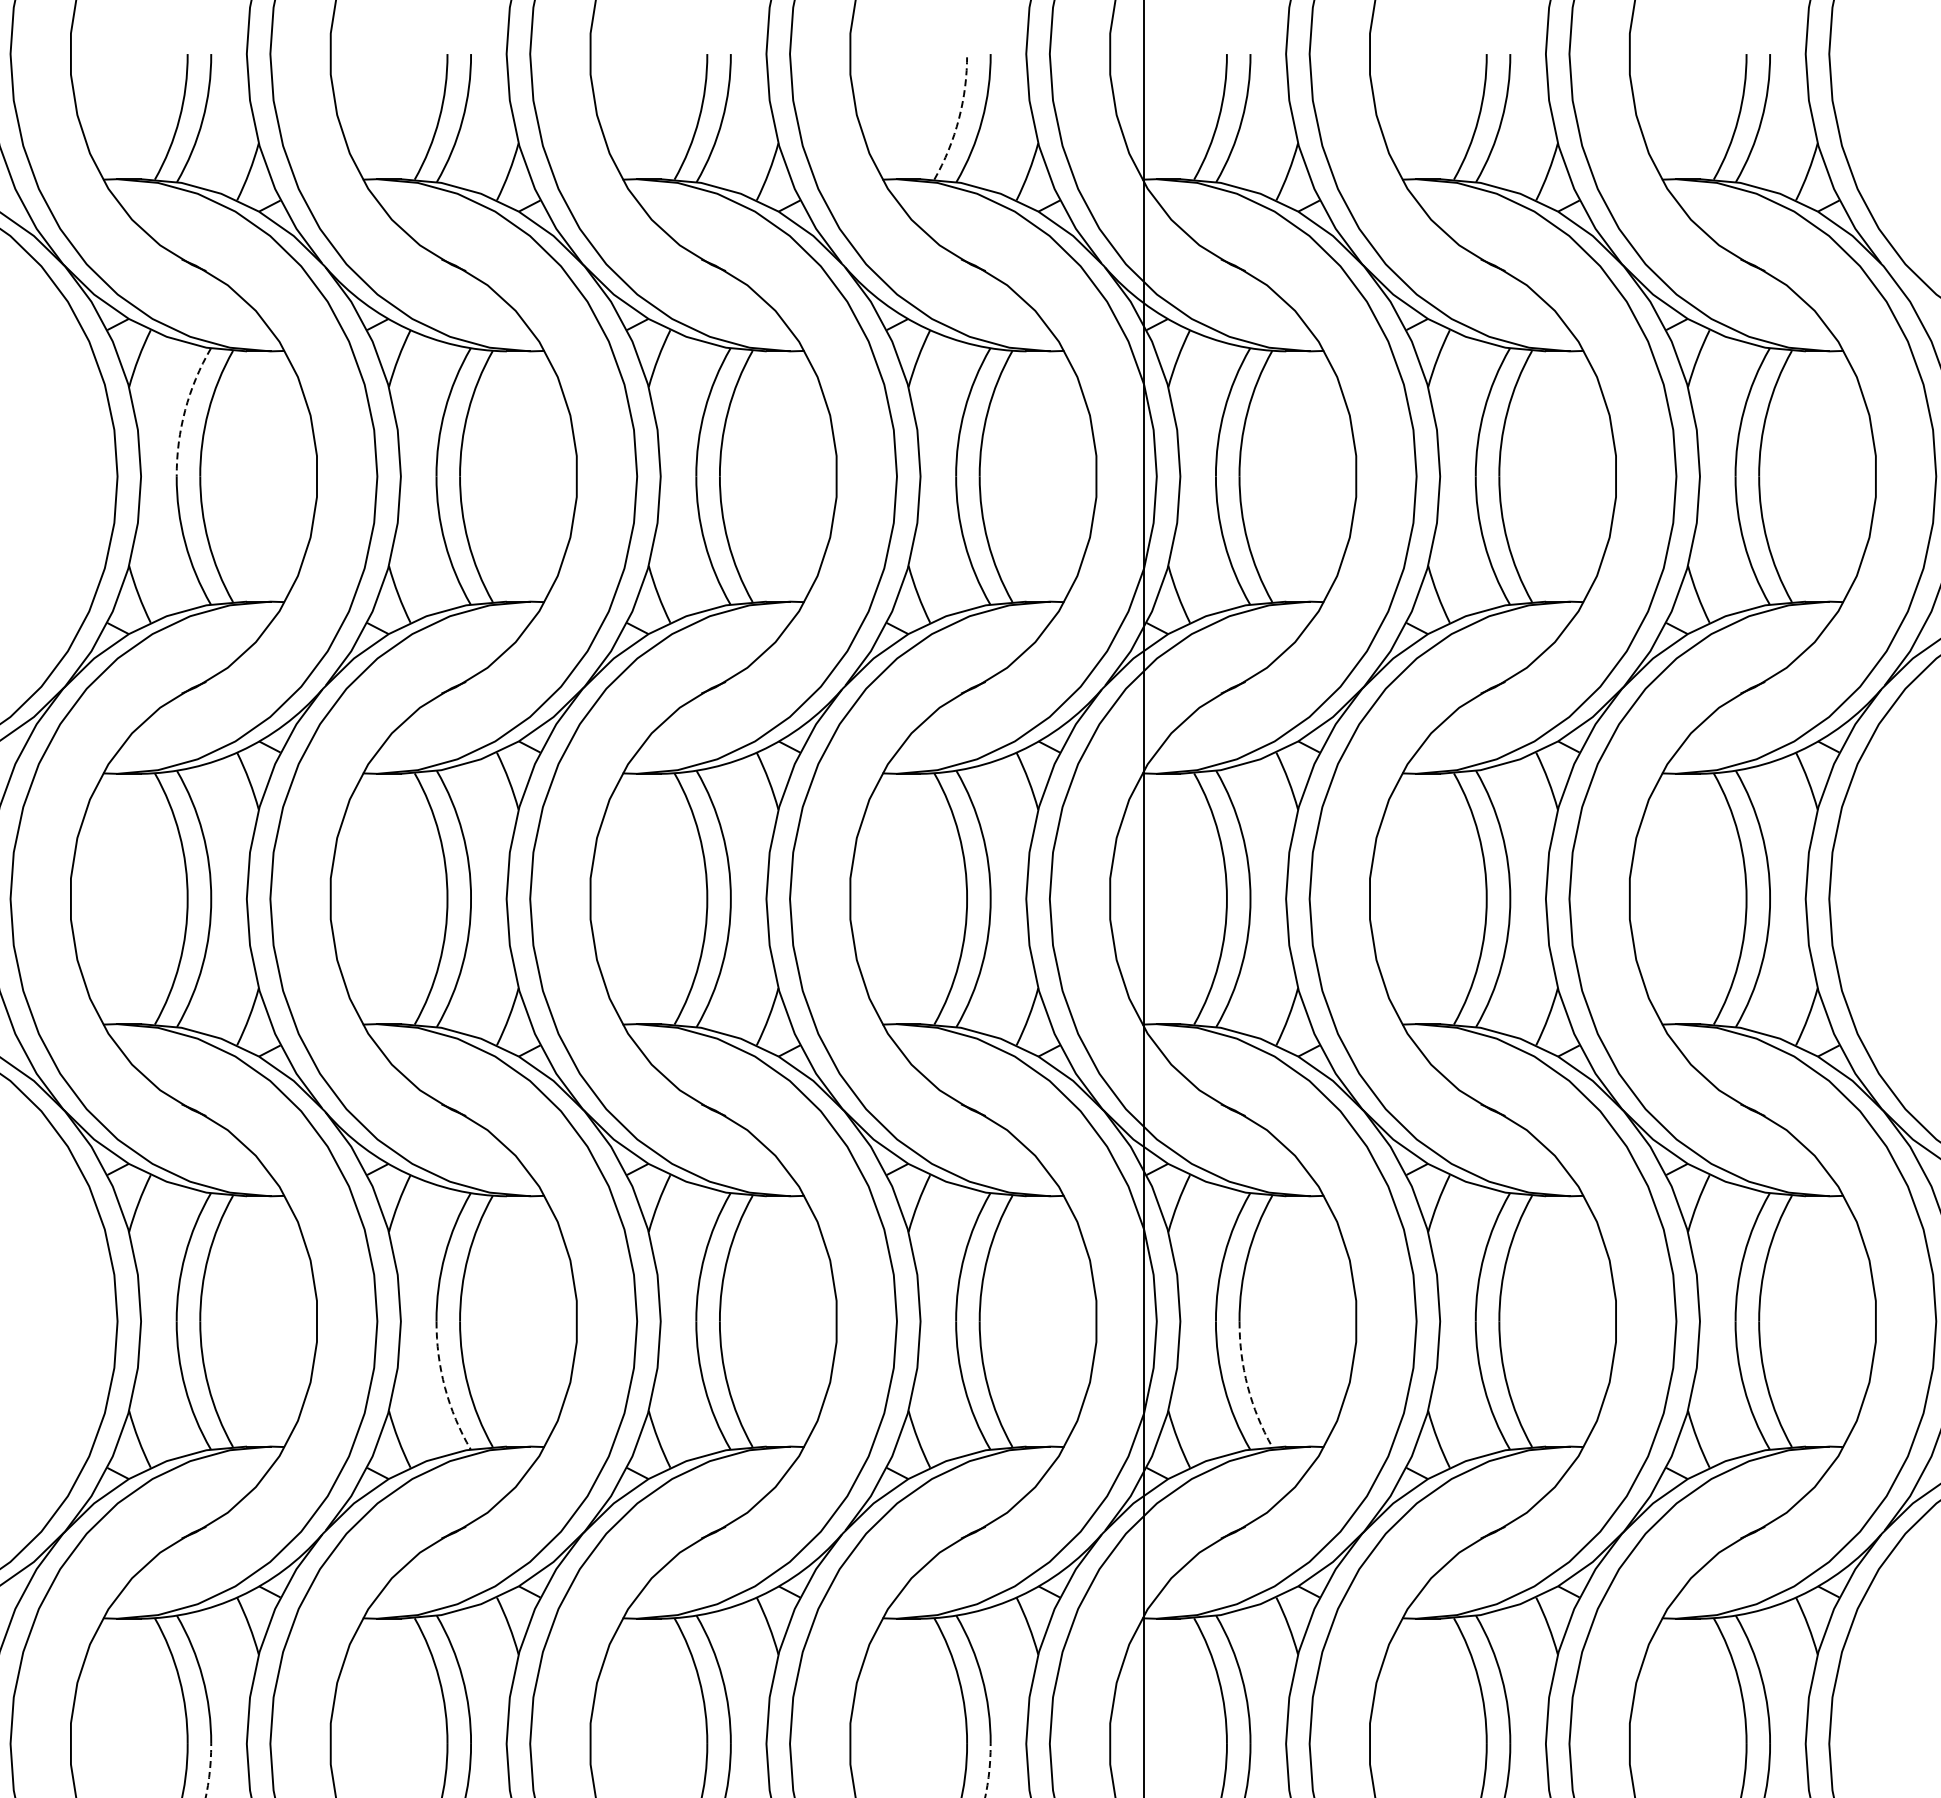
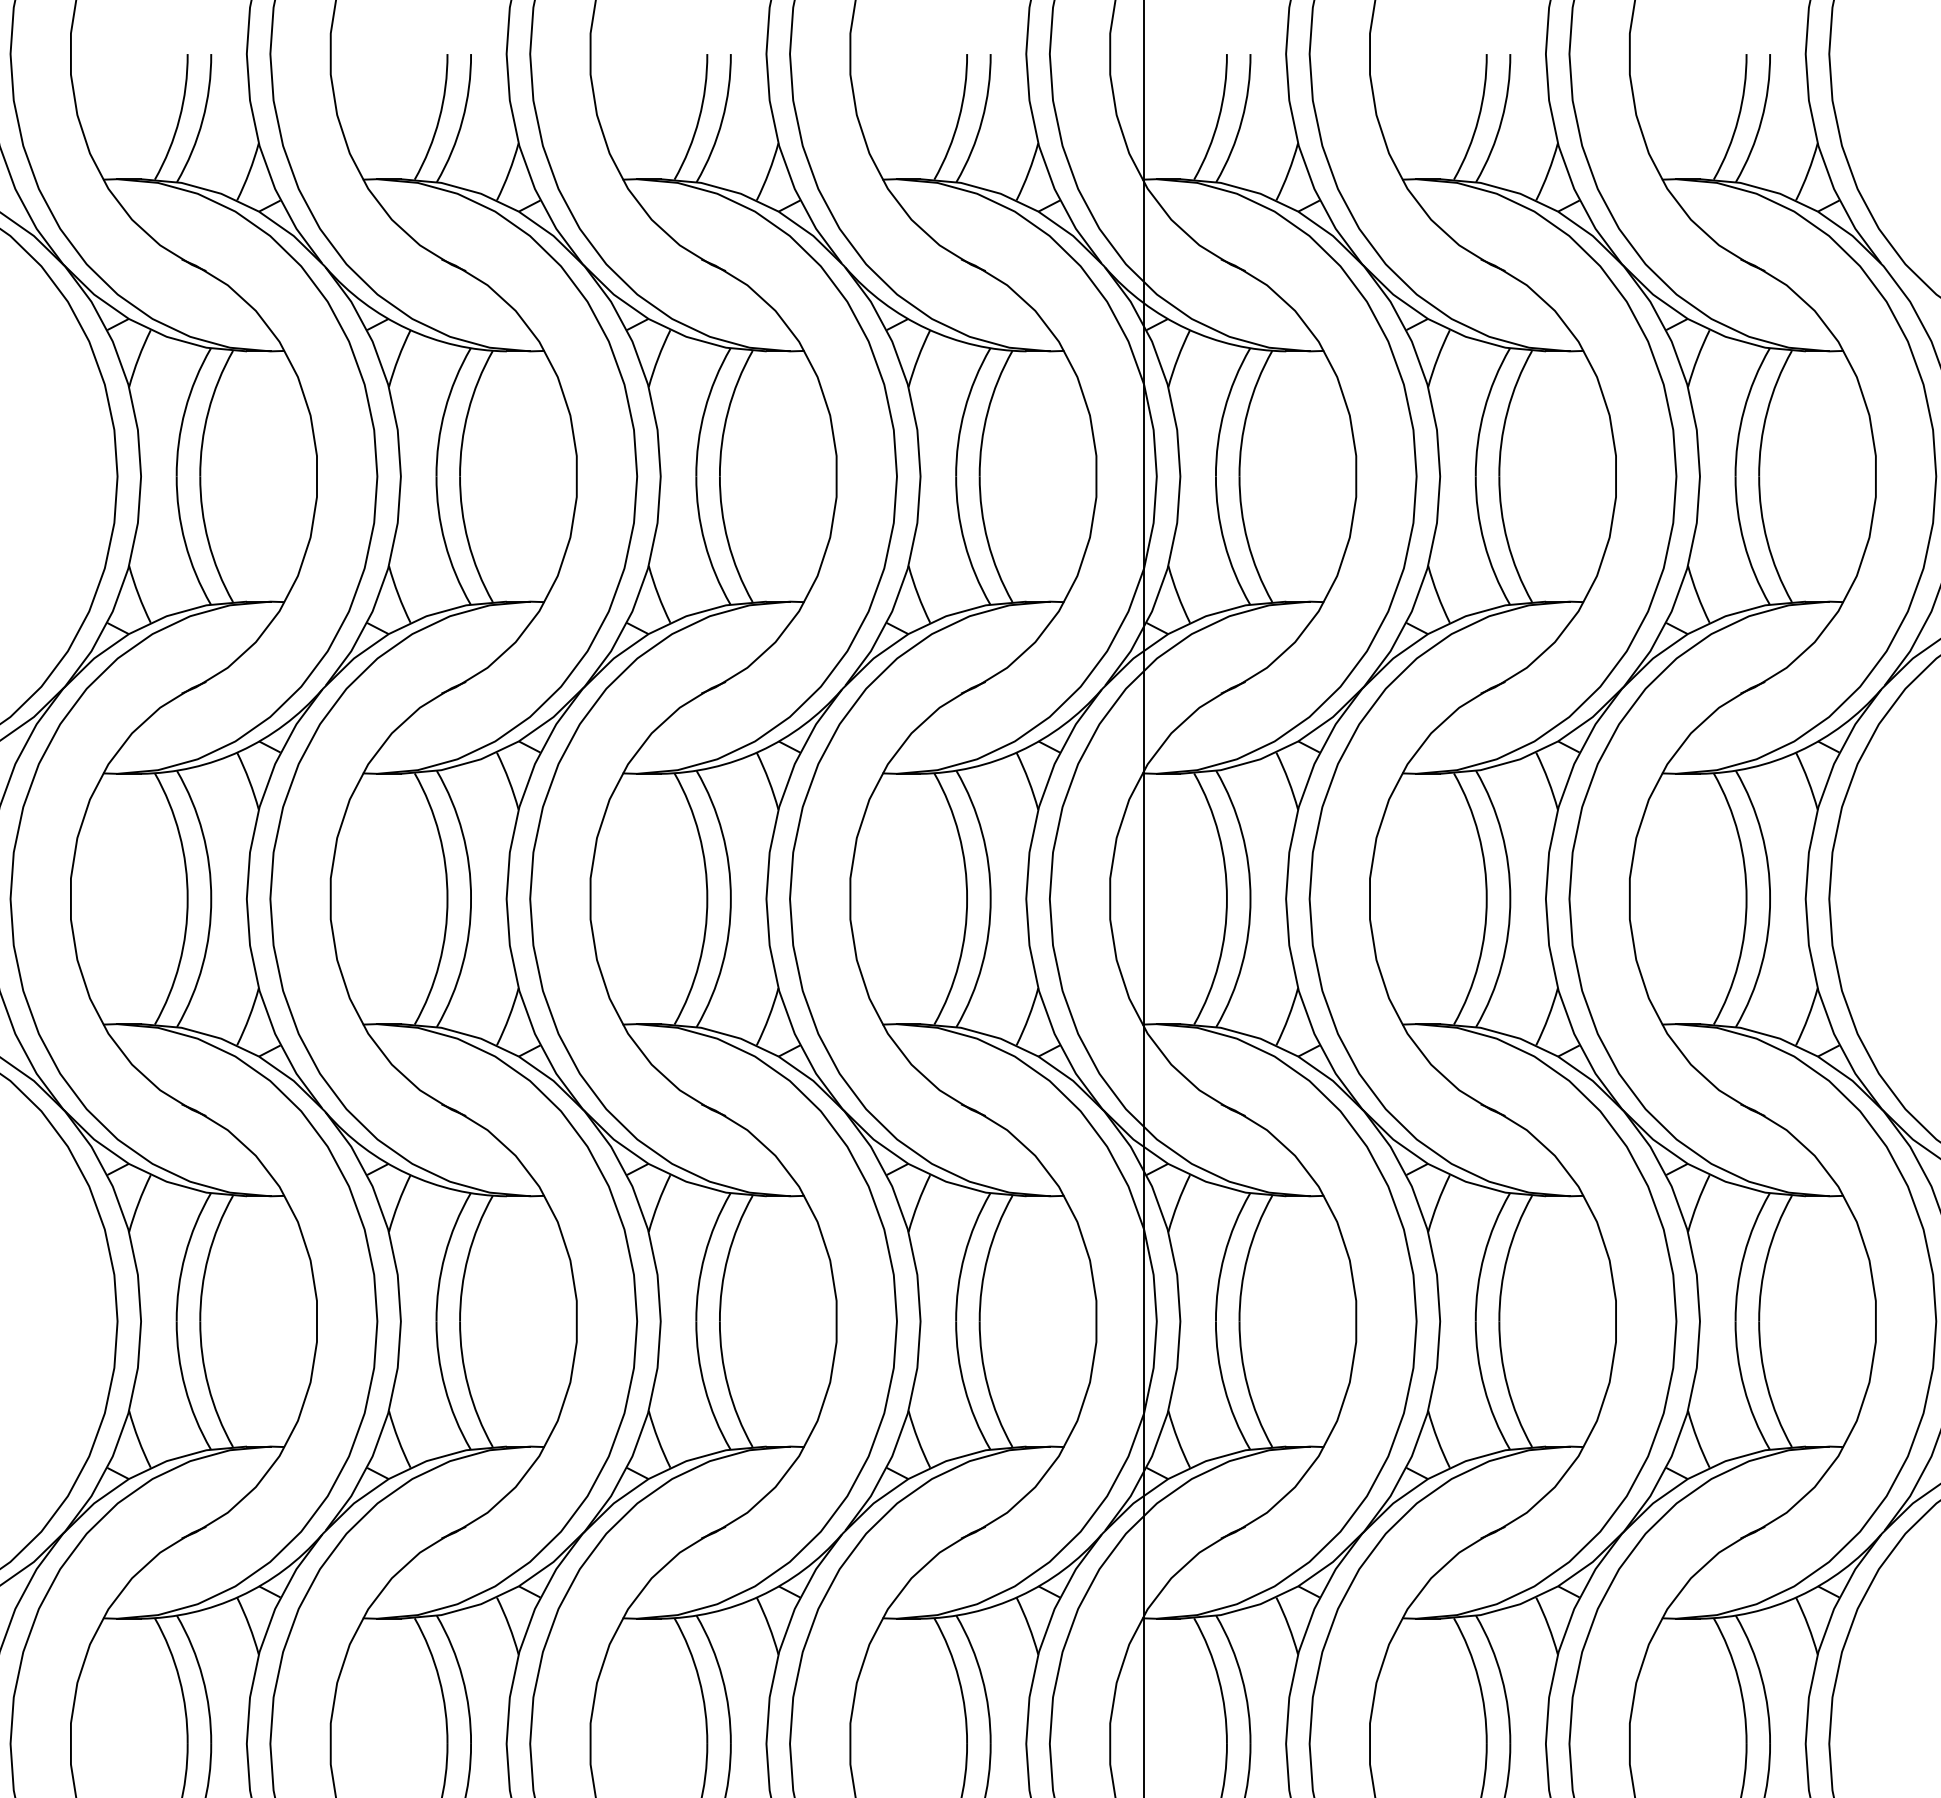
arc: dashed -> solid (958, 119)
arc: dashed -> solid (185, 410)
arc: dashed -> solid (1247, 1386)
arc: dashed -> solid (445, 1387)
arc: dashed -> solid (209, 1770)
arc: dashed -> solid (989, 1770)
